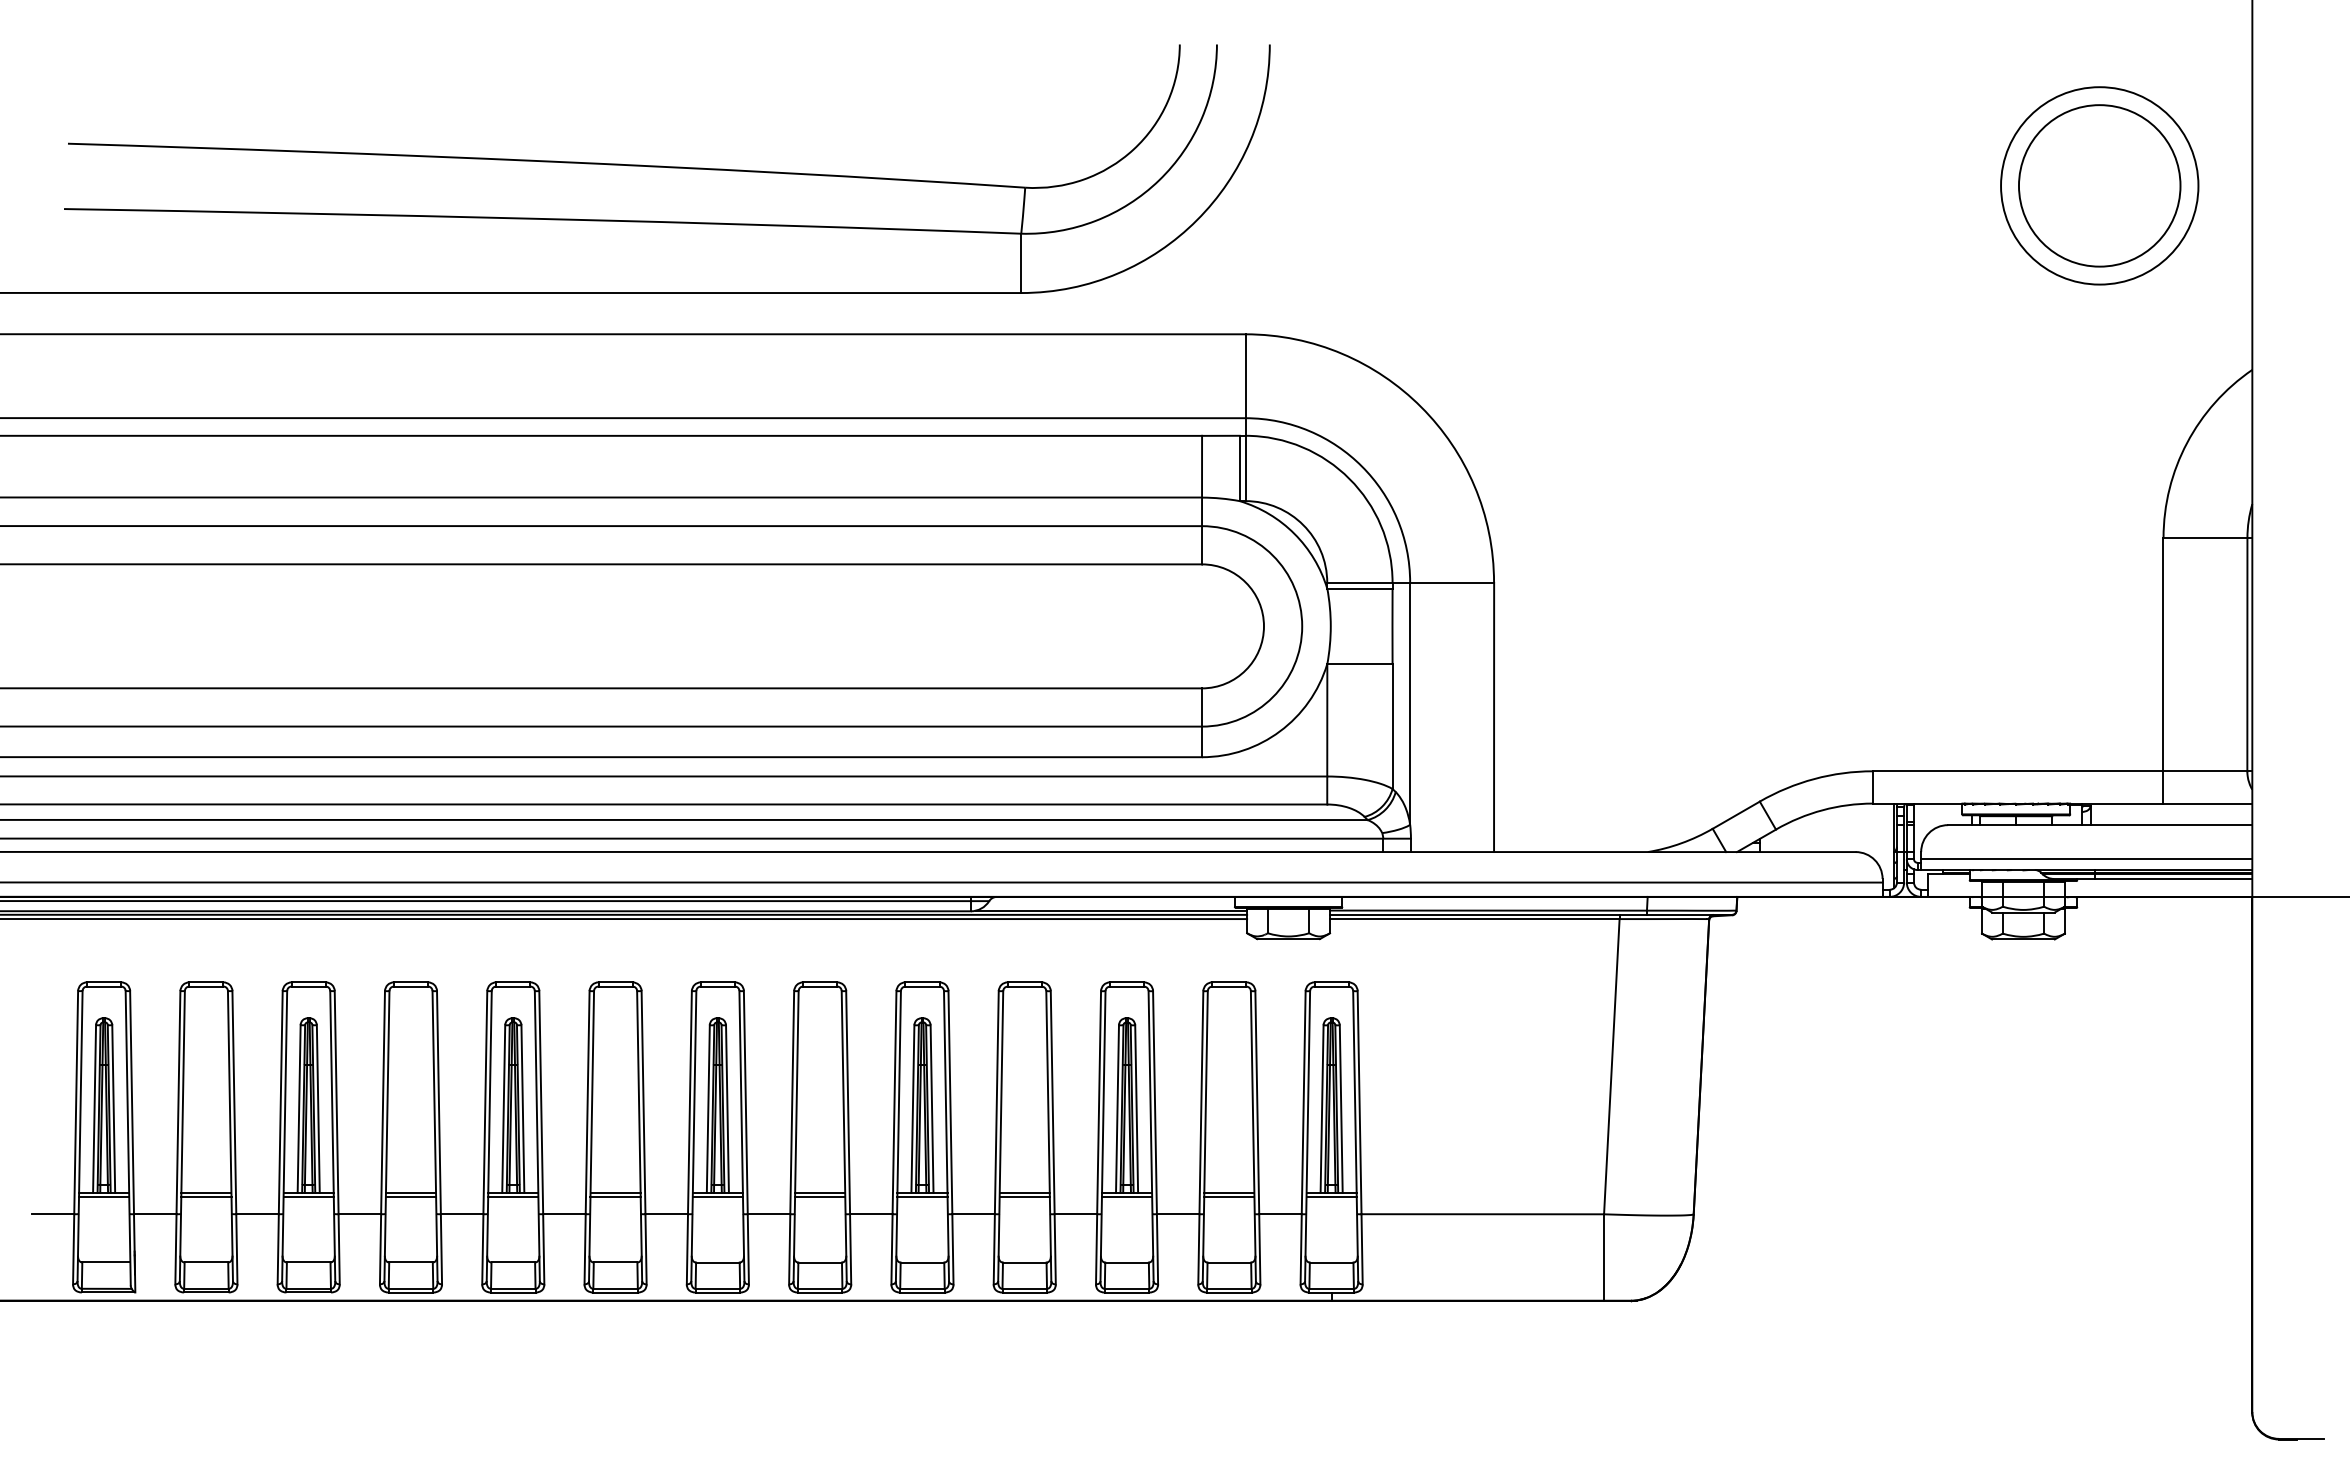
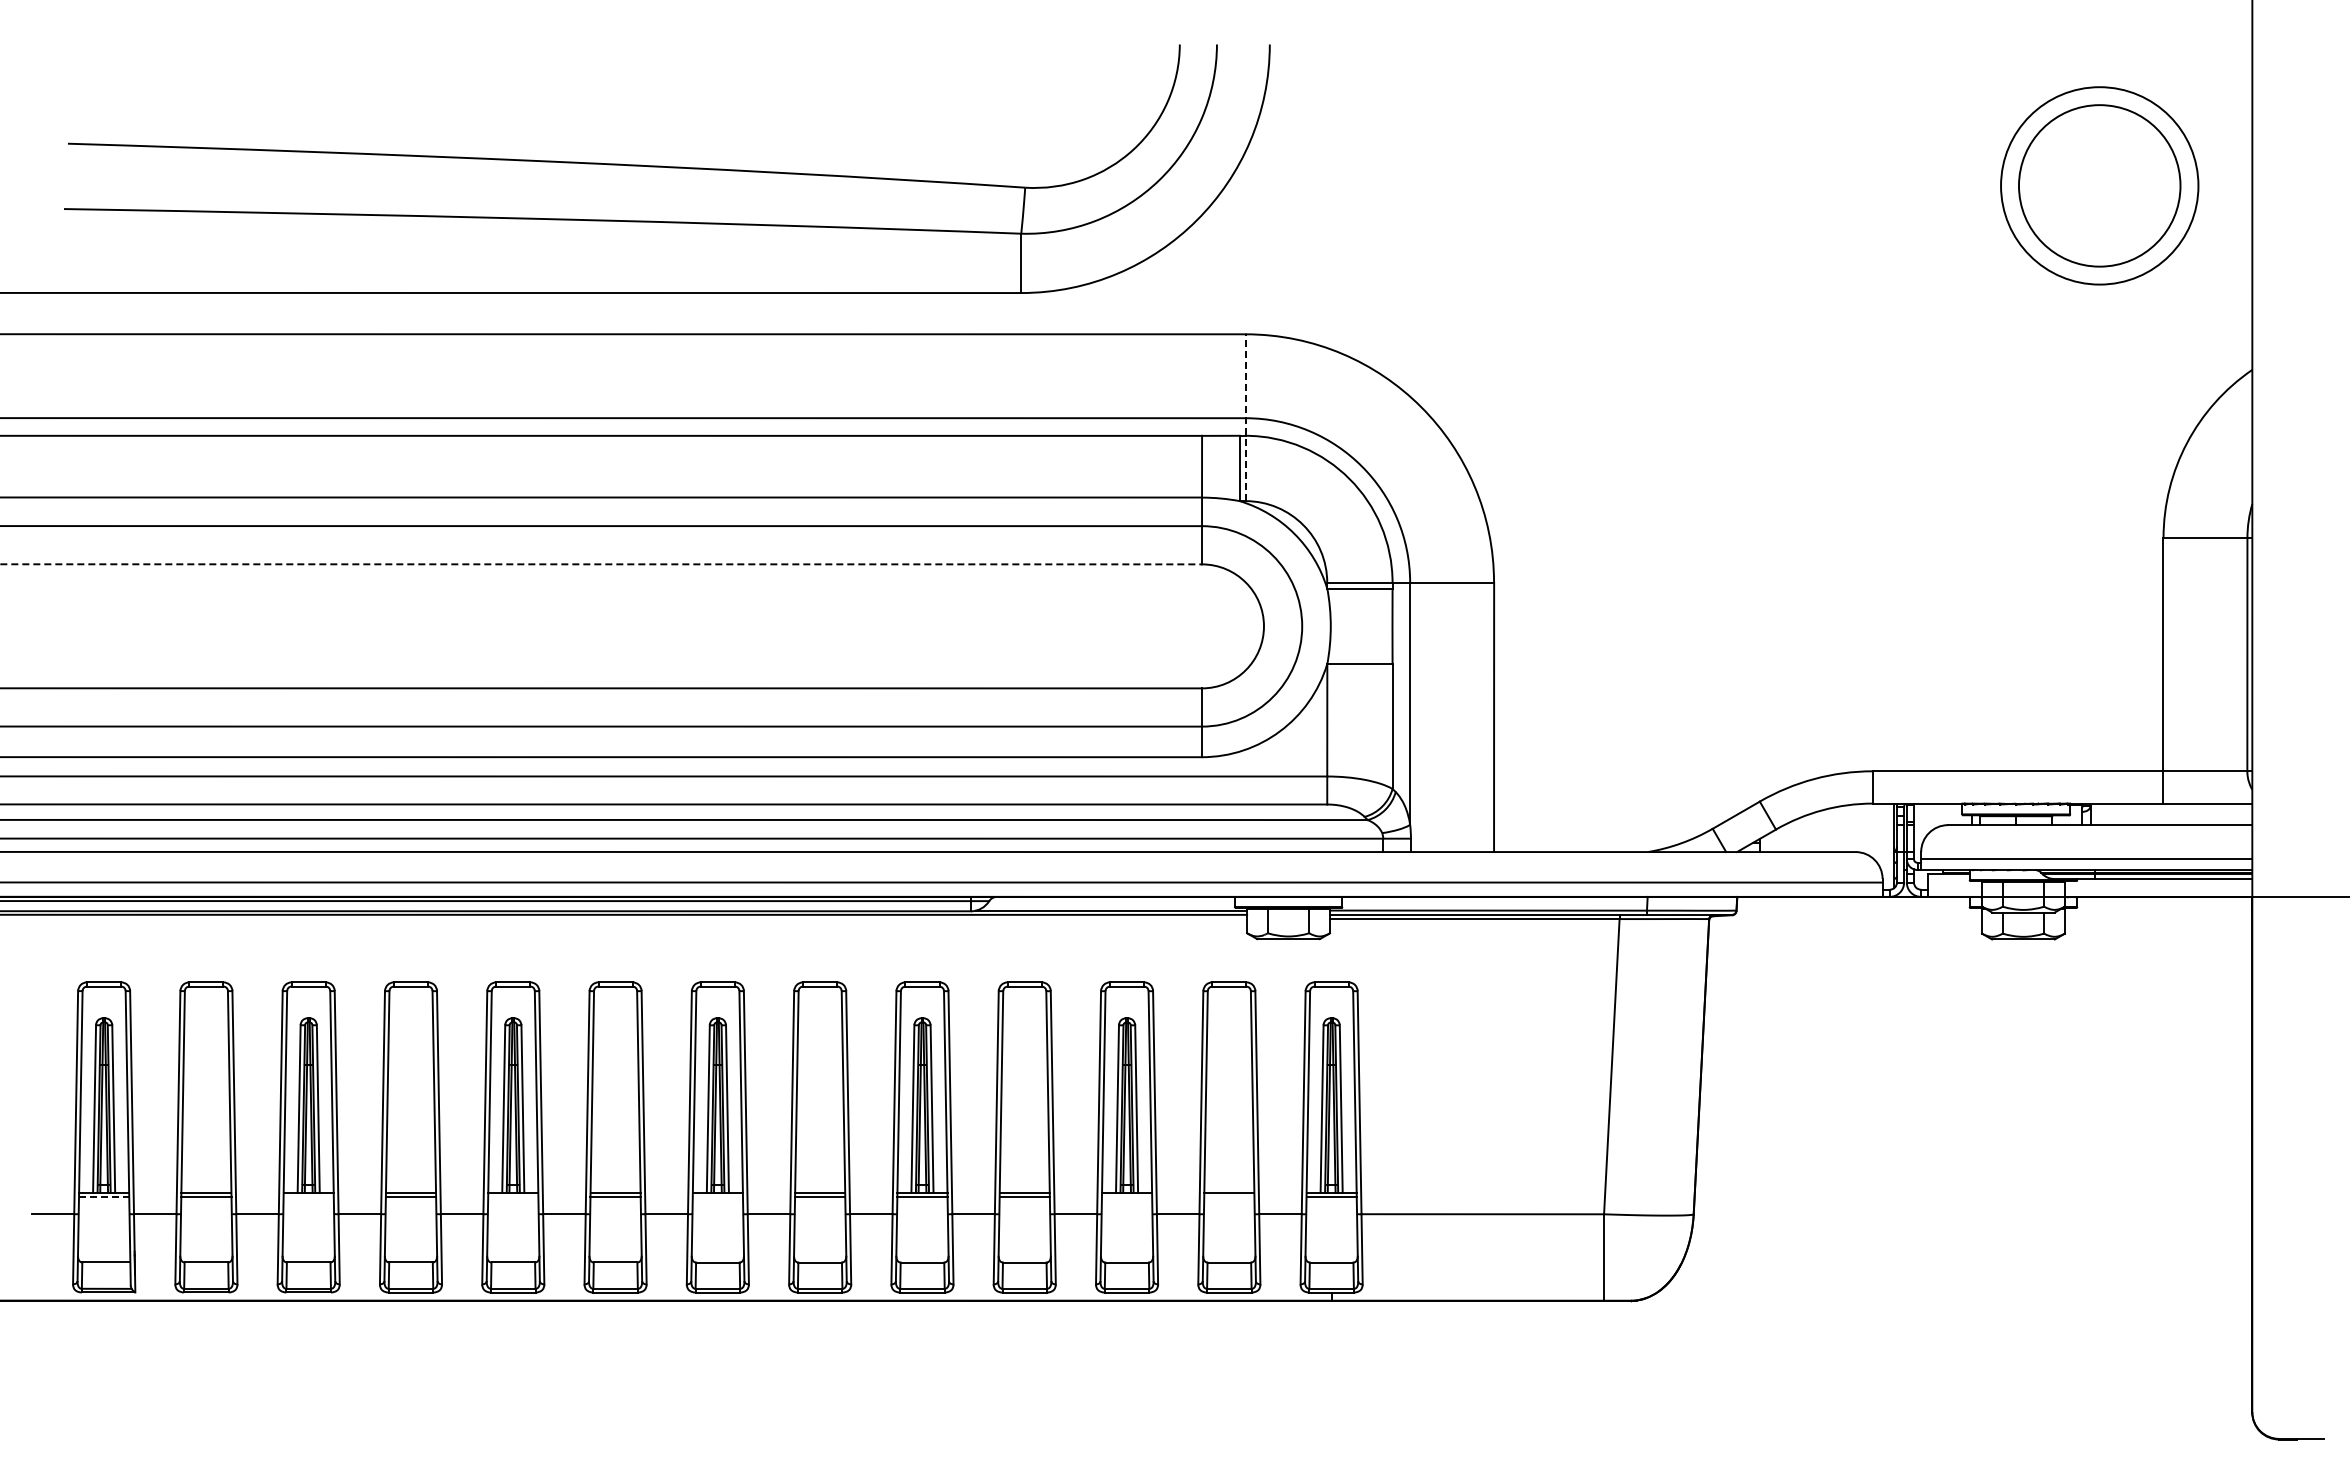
line: solid -> dashed (1245, 417)
line: solid -> dashed (601, 564)
line: present -> none (624, 919)
line: solid -> dashed (104, 1197)
line: present -> none (308, 1197)
line: present -> none (513, 1197)
line: present -> none (717, 1197)
line: present -> none (1126, 1197)
line: present -> none (1229, 1197)
